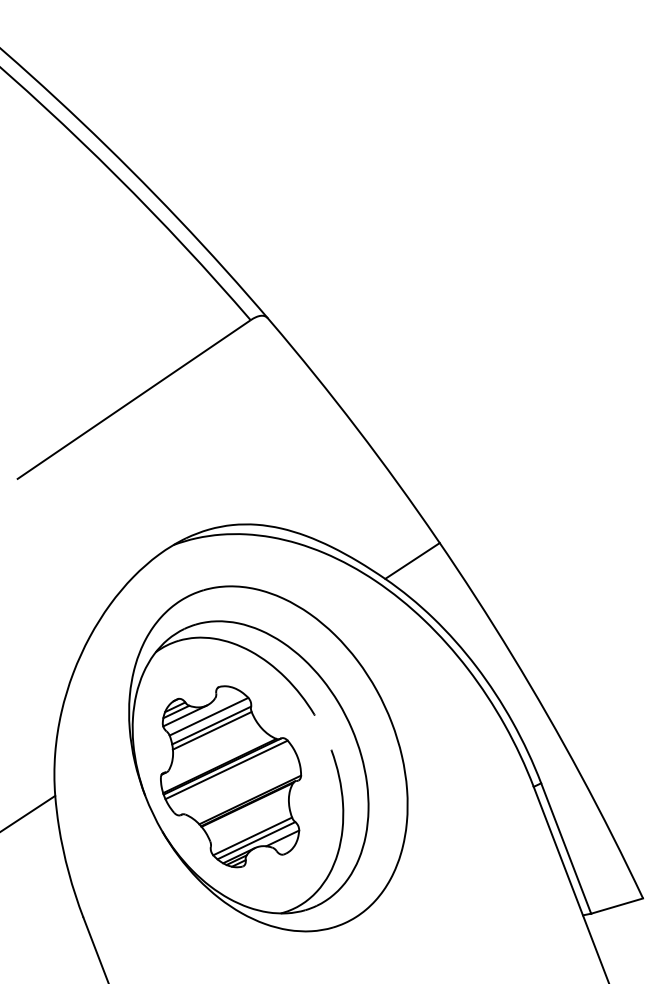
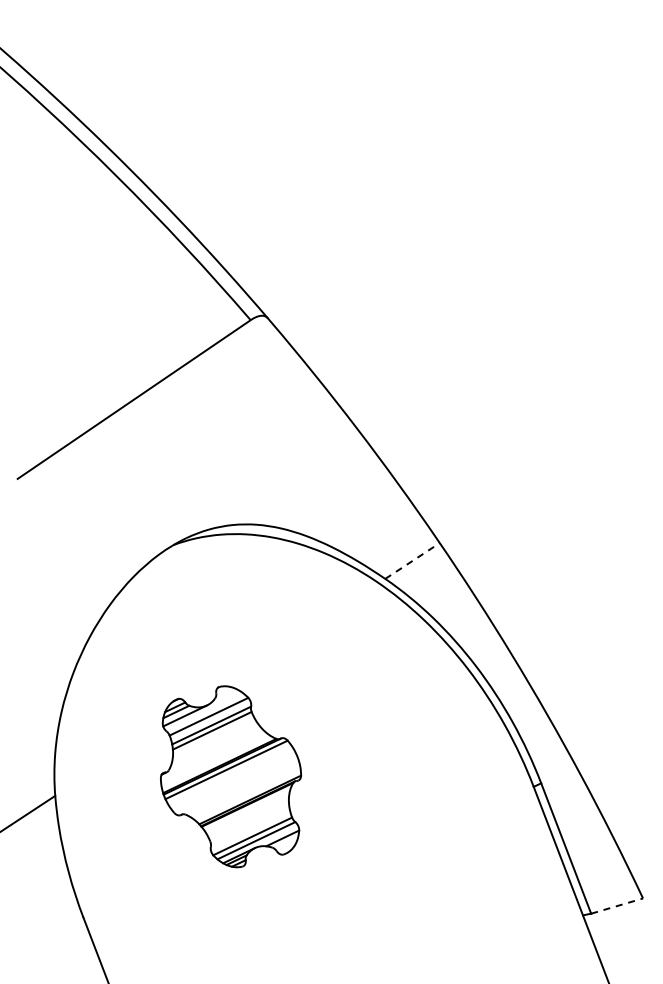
line: solid -> dashed (412, 560)
part: present -> none (268, 758)
line: solid -> dashed (617, 905)
